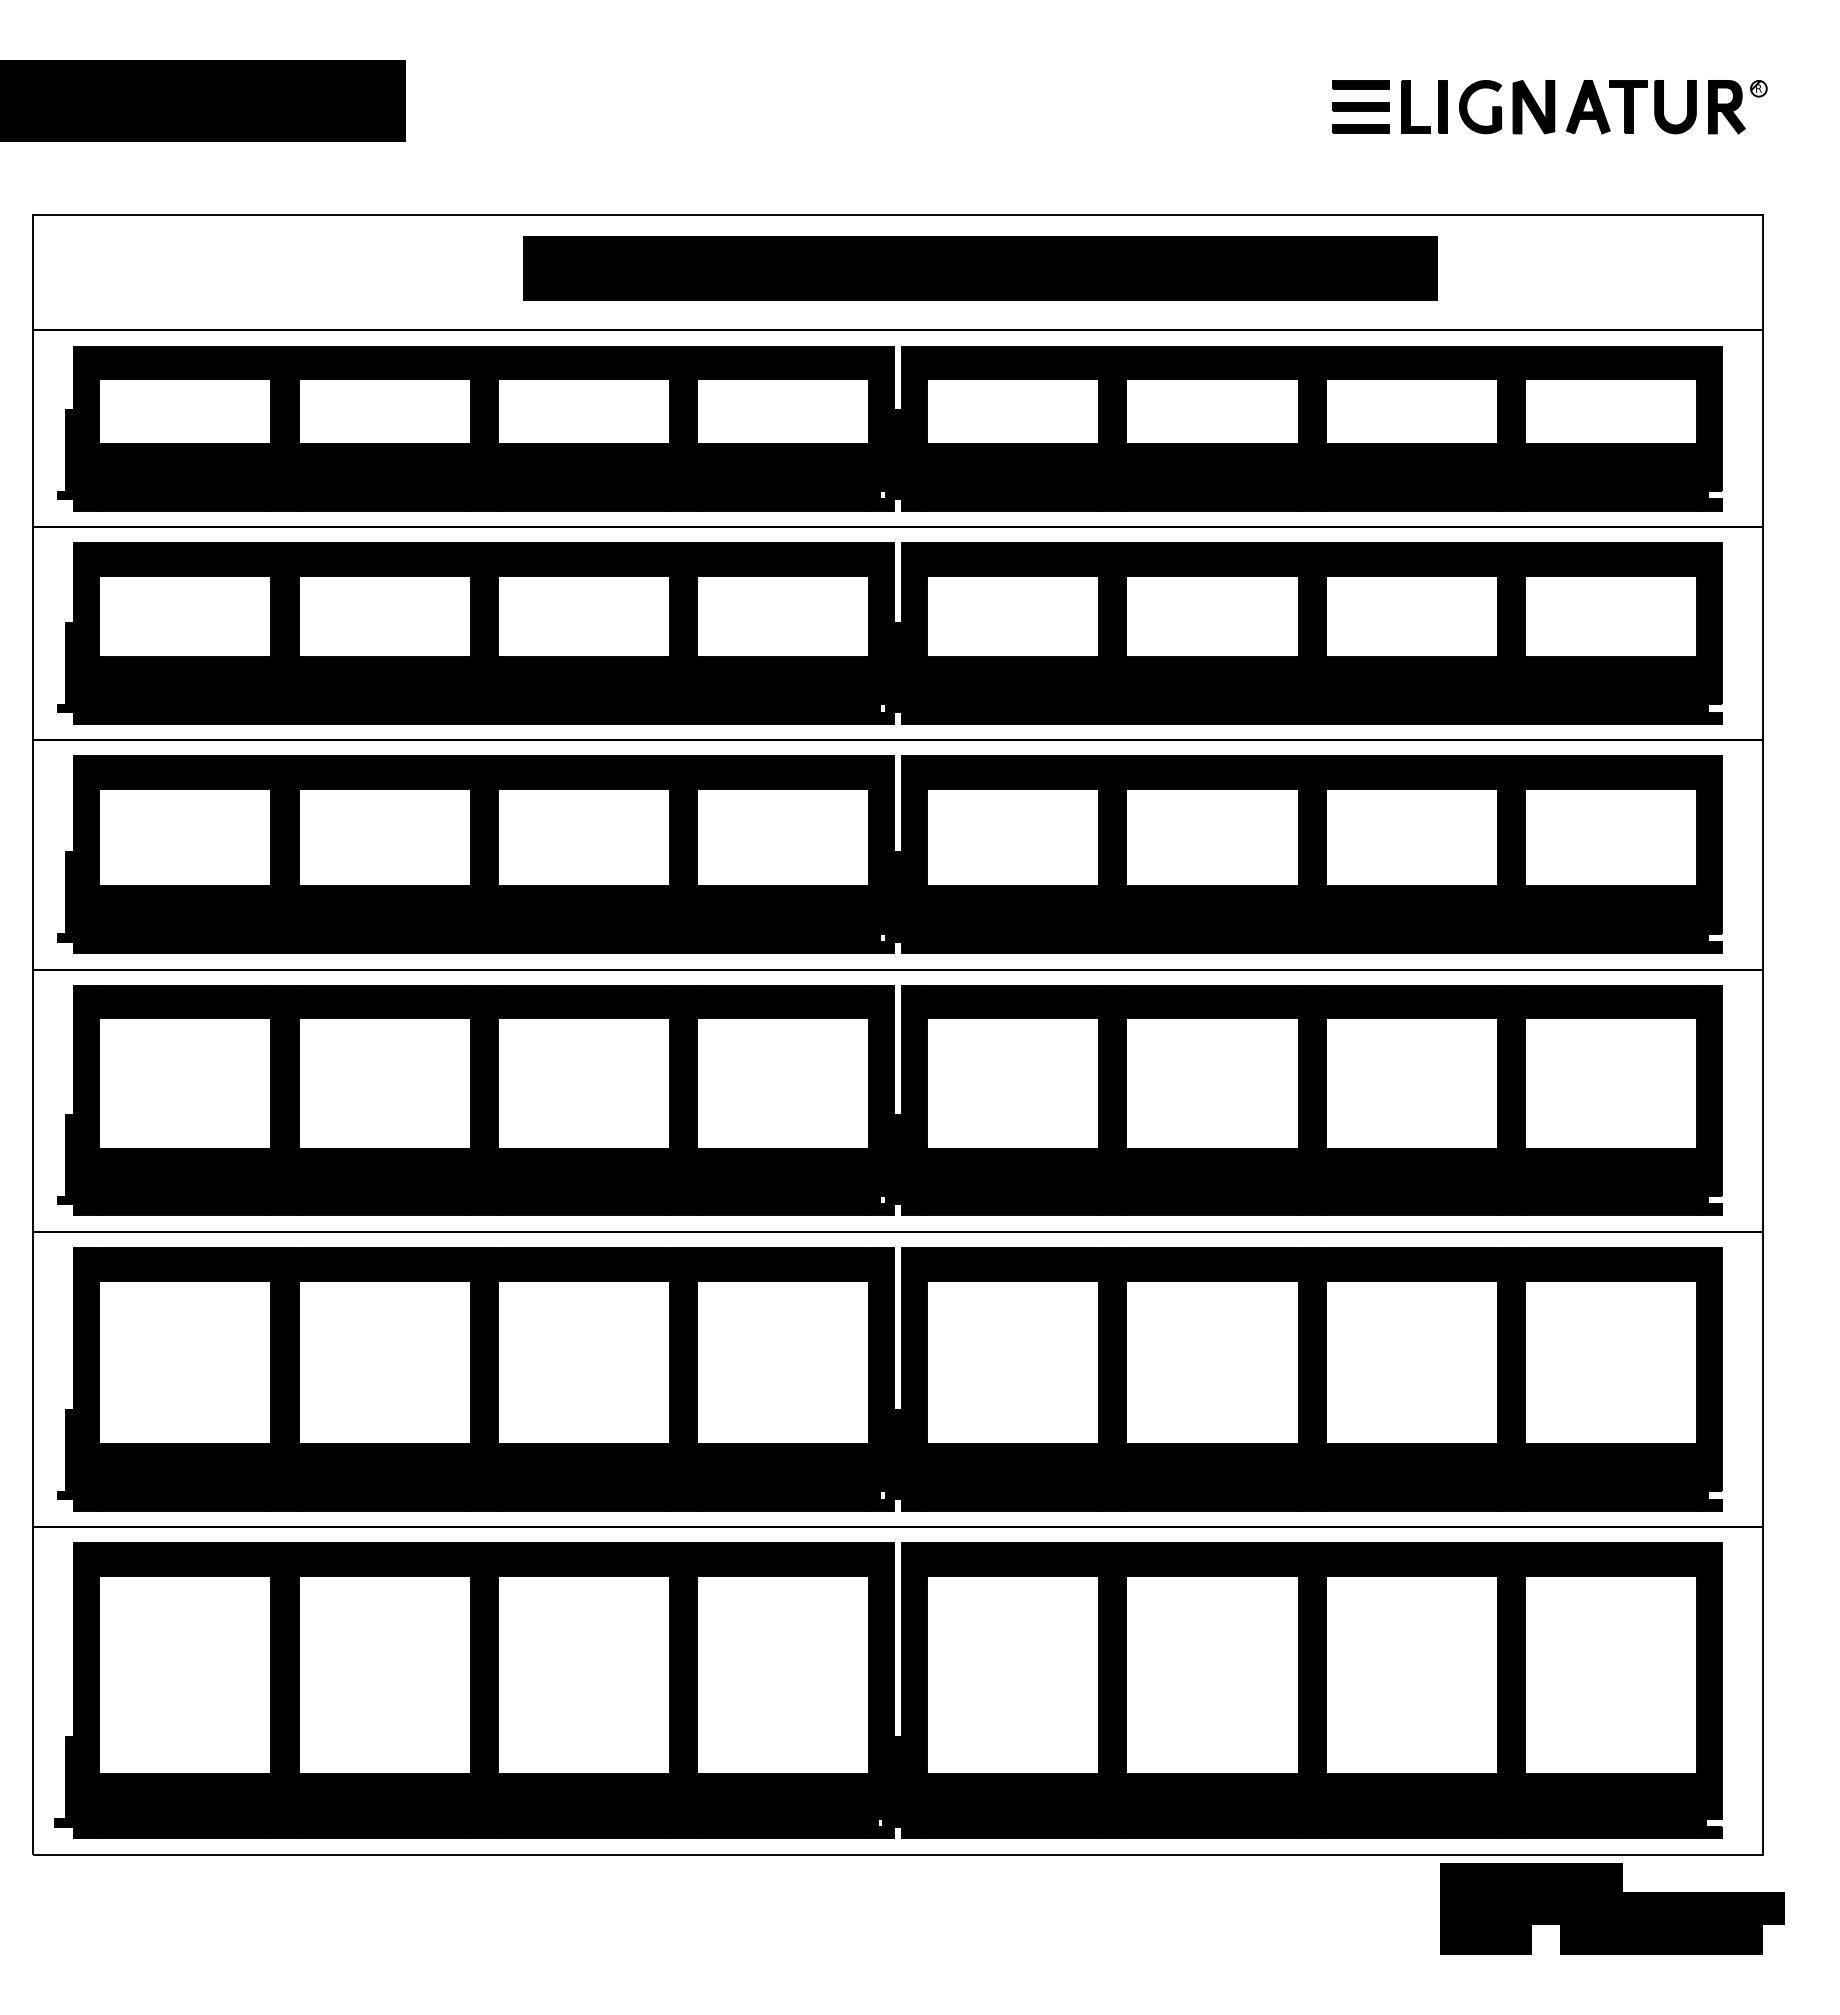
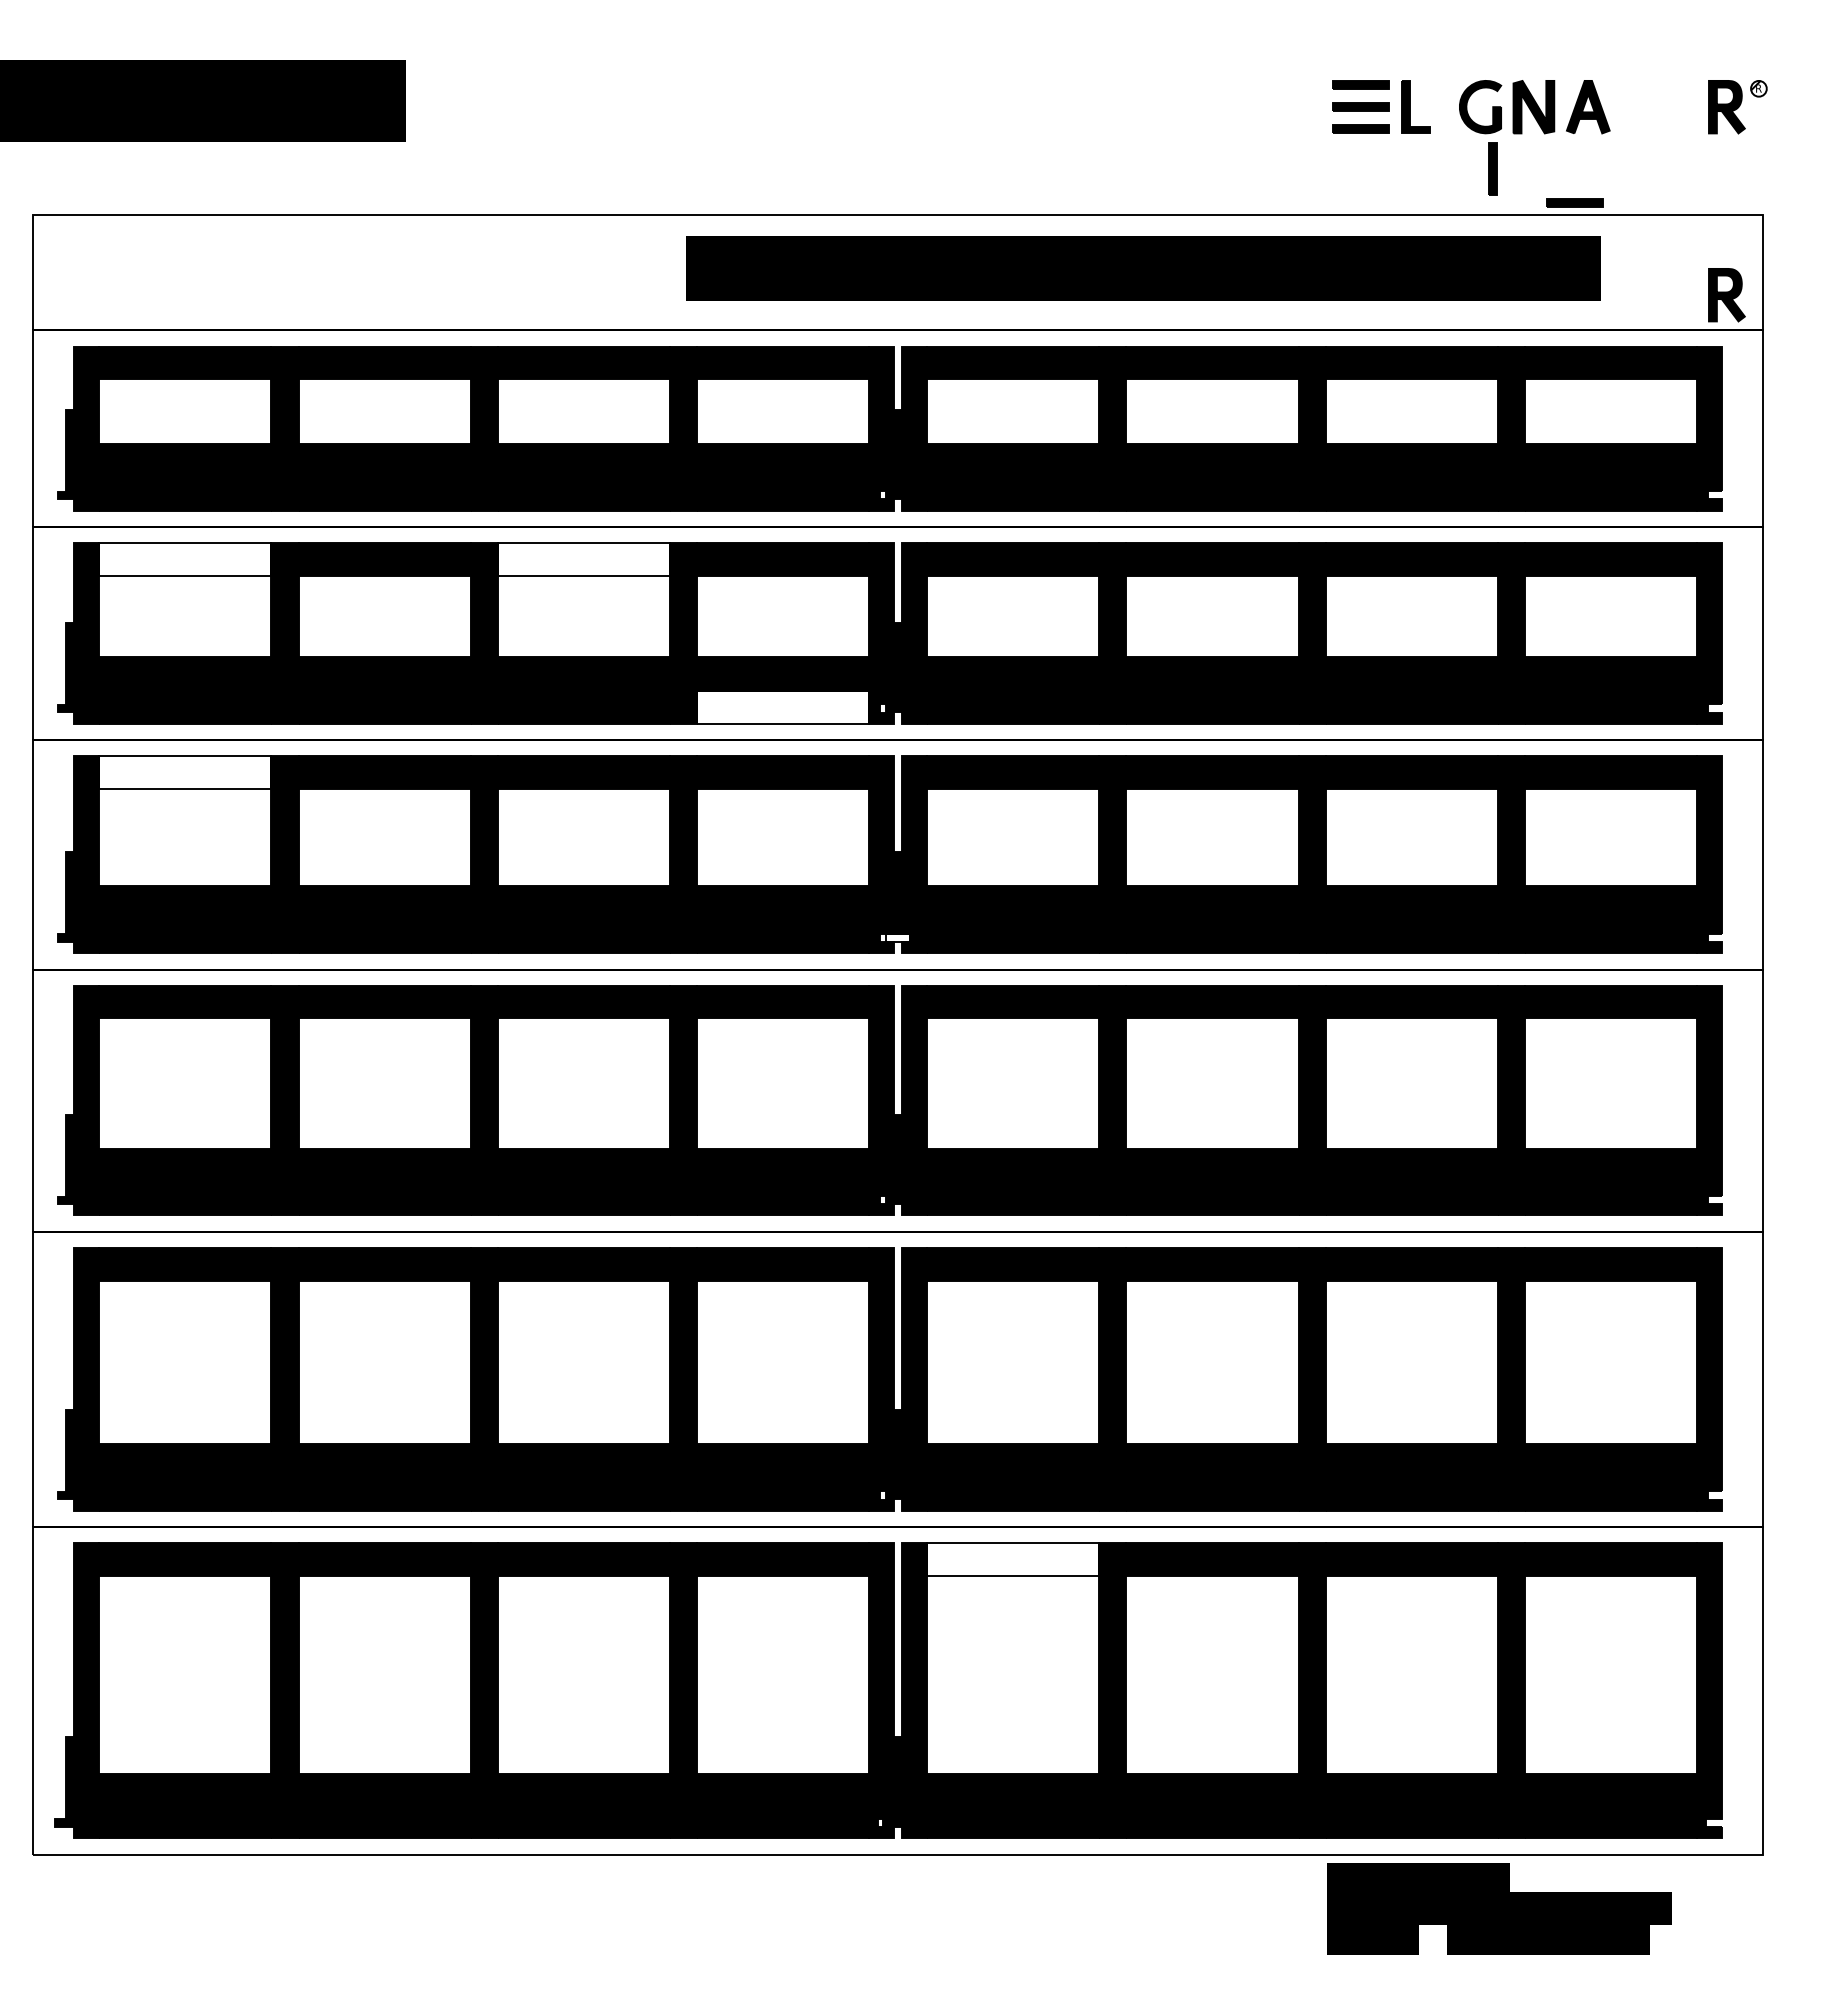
part position: (1442, 106) -> (1492, 168) (1492, 168)
part: present -> none (1652, 107)
part: none -> present (1574, 202)
text position: (980, 268) -> (1143, 268) (1143, 268)
part: none -> present (1726, 295)
fill: present -> none (185, 559)
fill: present -> none (583, 559)
fill: present -> none (782, 707)
fill: present -> none (185, 772)
fill: present -> none (897, 937)
fill: present -> none (1013, 1559)
text position: (1612, 1908) -> (1499, 1908) (1499, 1908)
